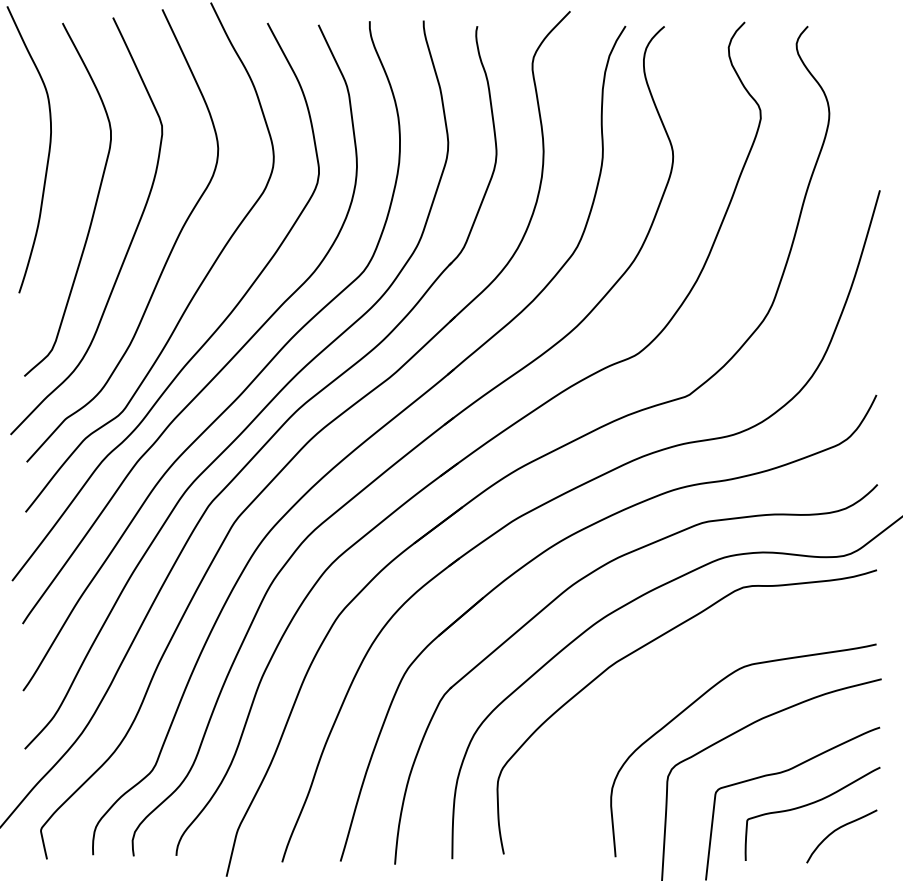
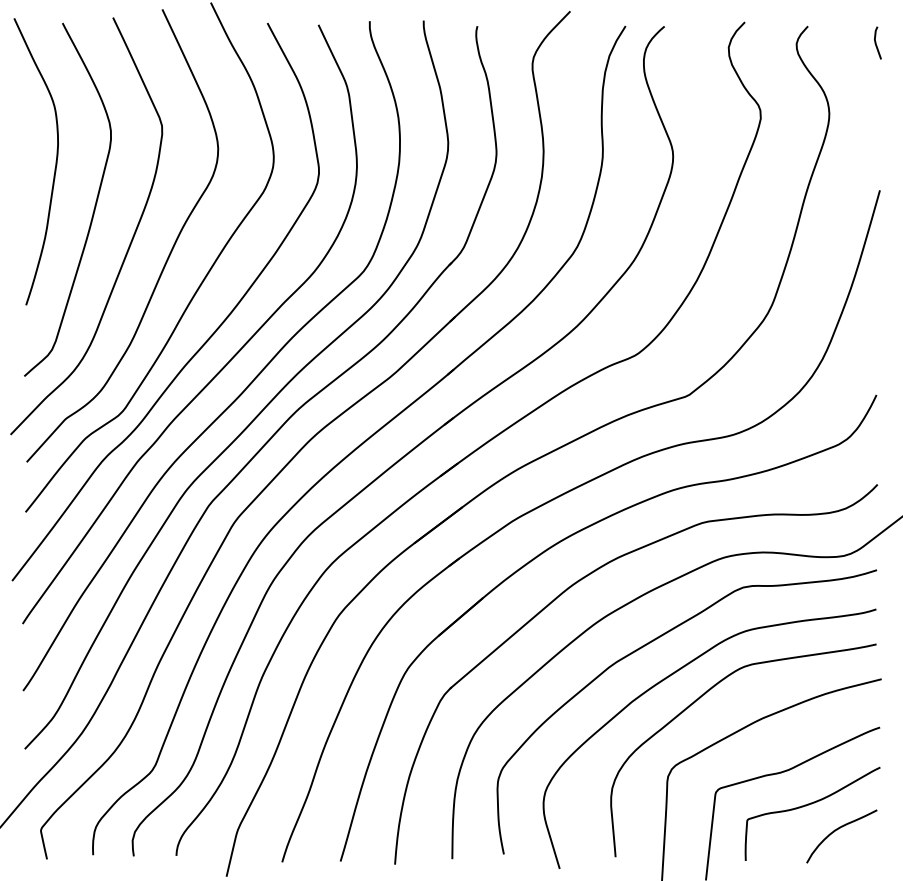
line: none -> present (876, 42)
curve position: (48, 149) -> (55, 161) (55, 161)
curve: none -> present (672, 675)
